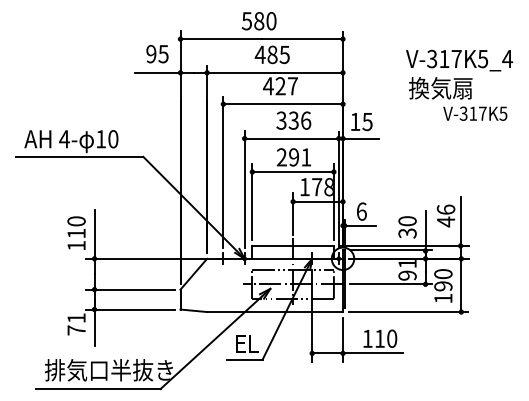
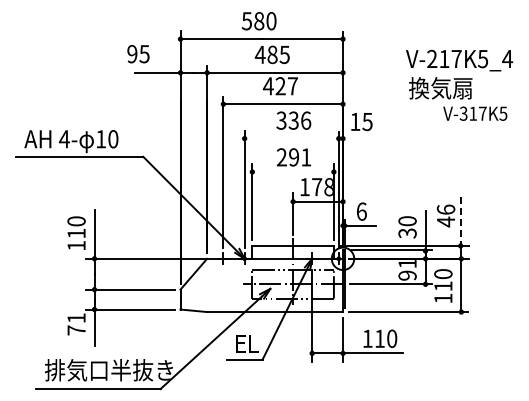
text position: (157, 54) -> (138, 54) (138, 54)
text: V-317K5_4 -> V-217K5_4 (432, 59)
line: present -> none (311, 138)
line: present -> none (292, 171)
line: solid -> dashed (460, 222)
text: 190 -> 110 (443, 286)
